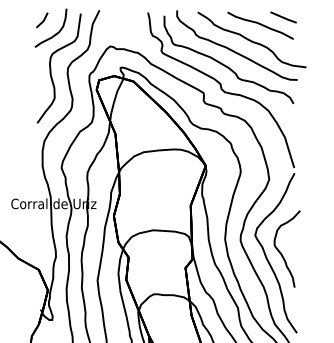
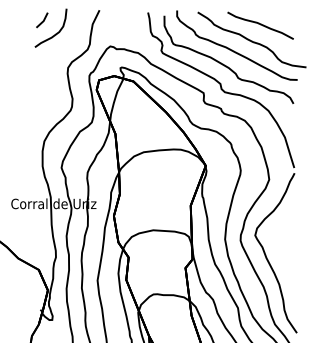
line: present -> none (283, 17)
curve: present -> none (51, 68)
curve: present -> none (281, 252)
